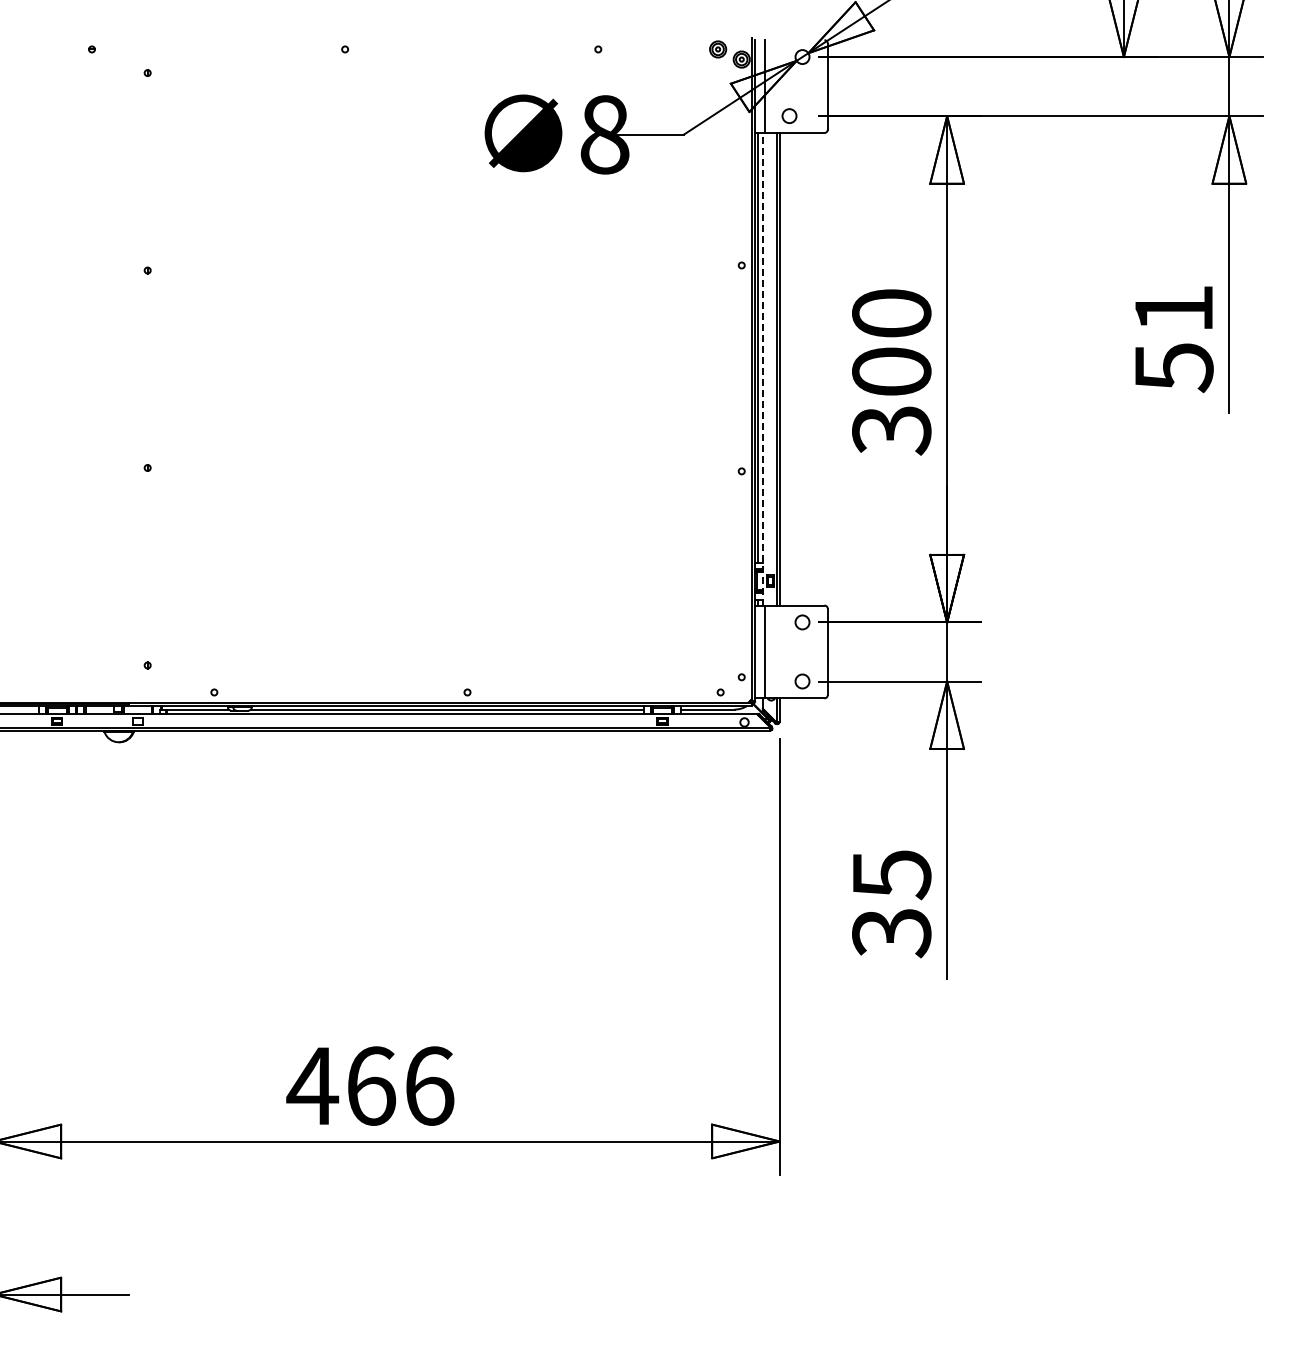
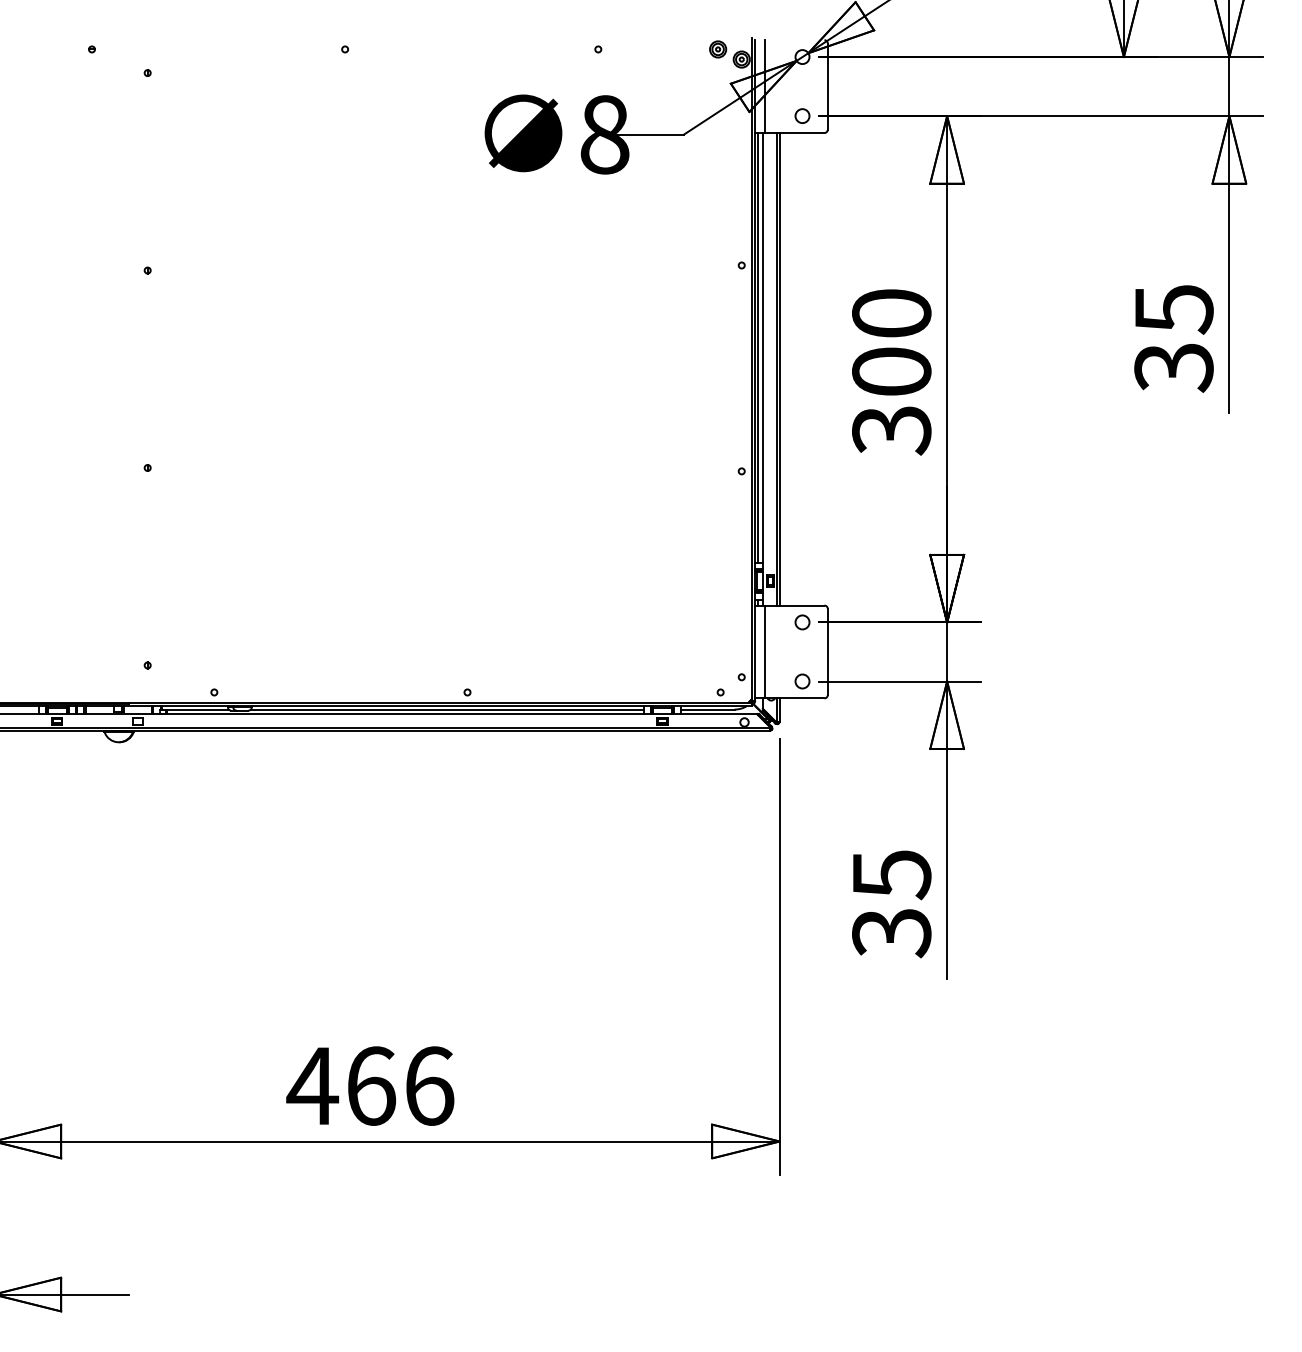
circle position: (789, 115) -> (802, 115) (802, 115)
text: 51 -> 35 (1173, 339)
line: dashed -> solid (762, 368)
